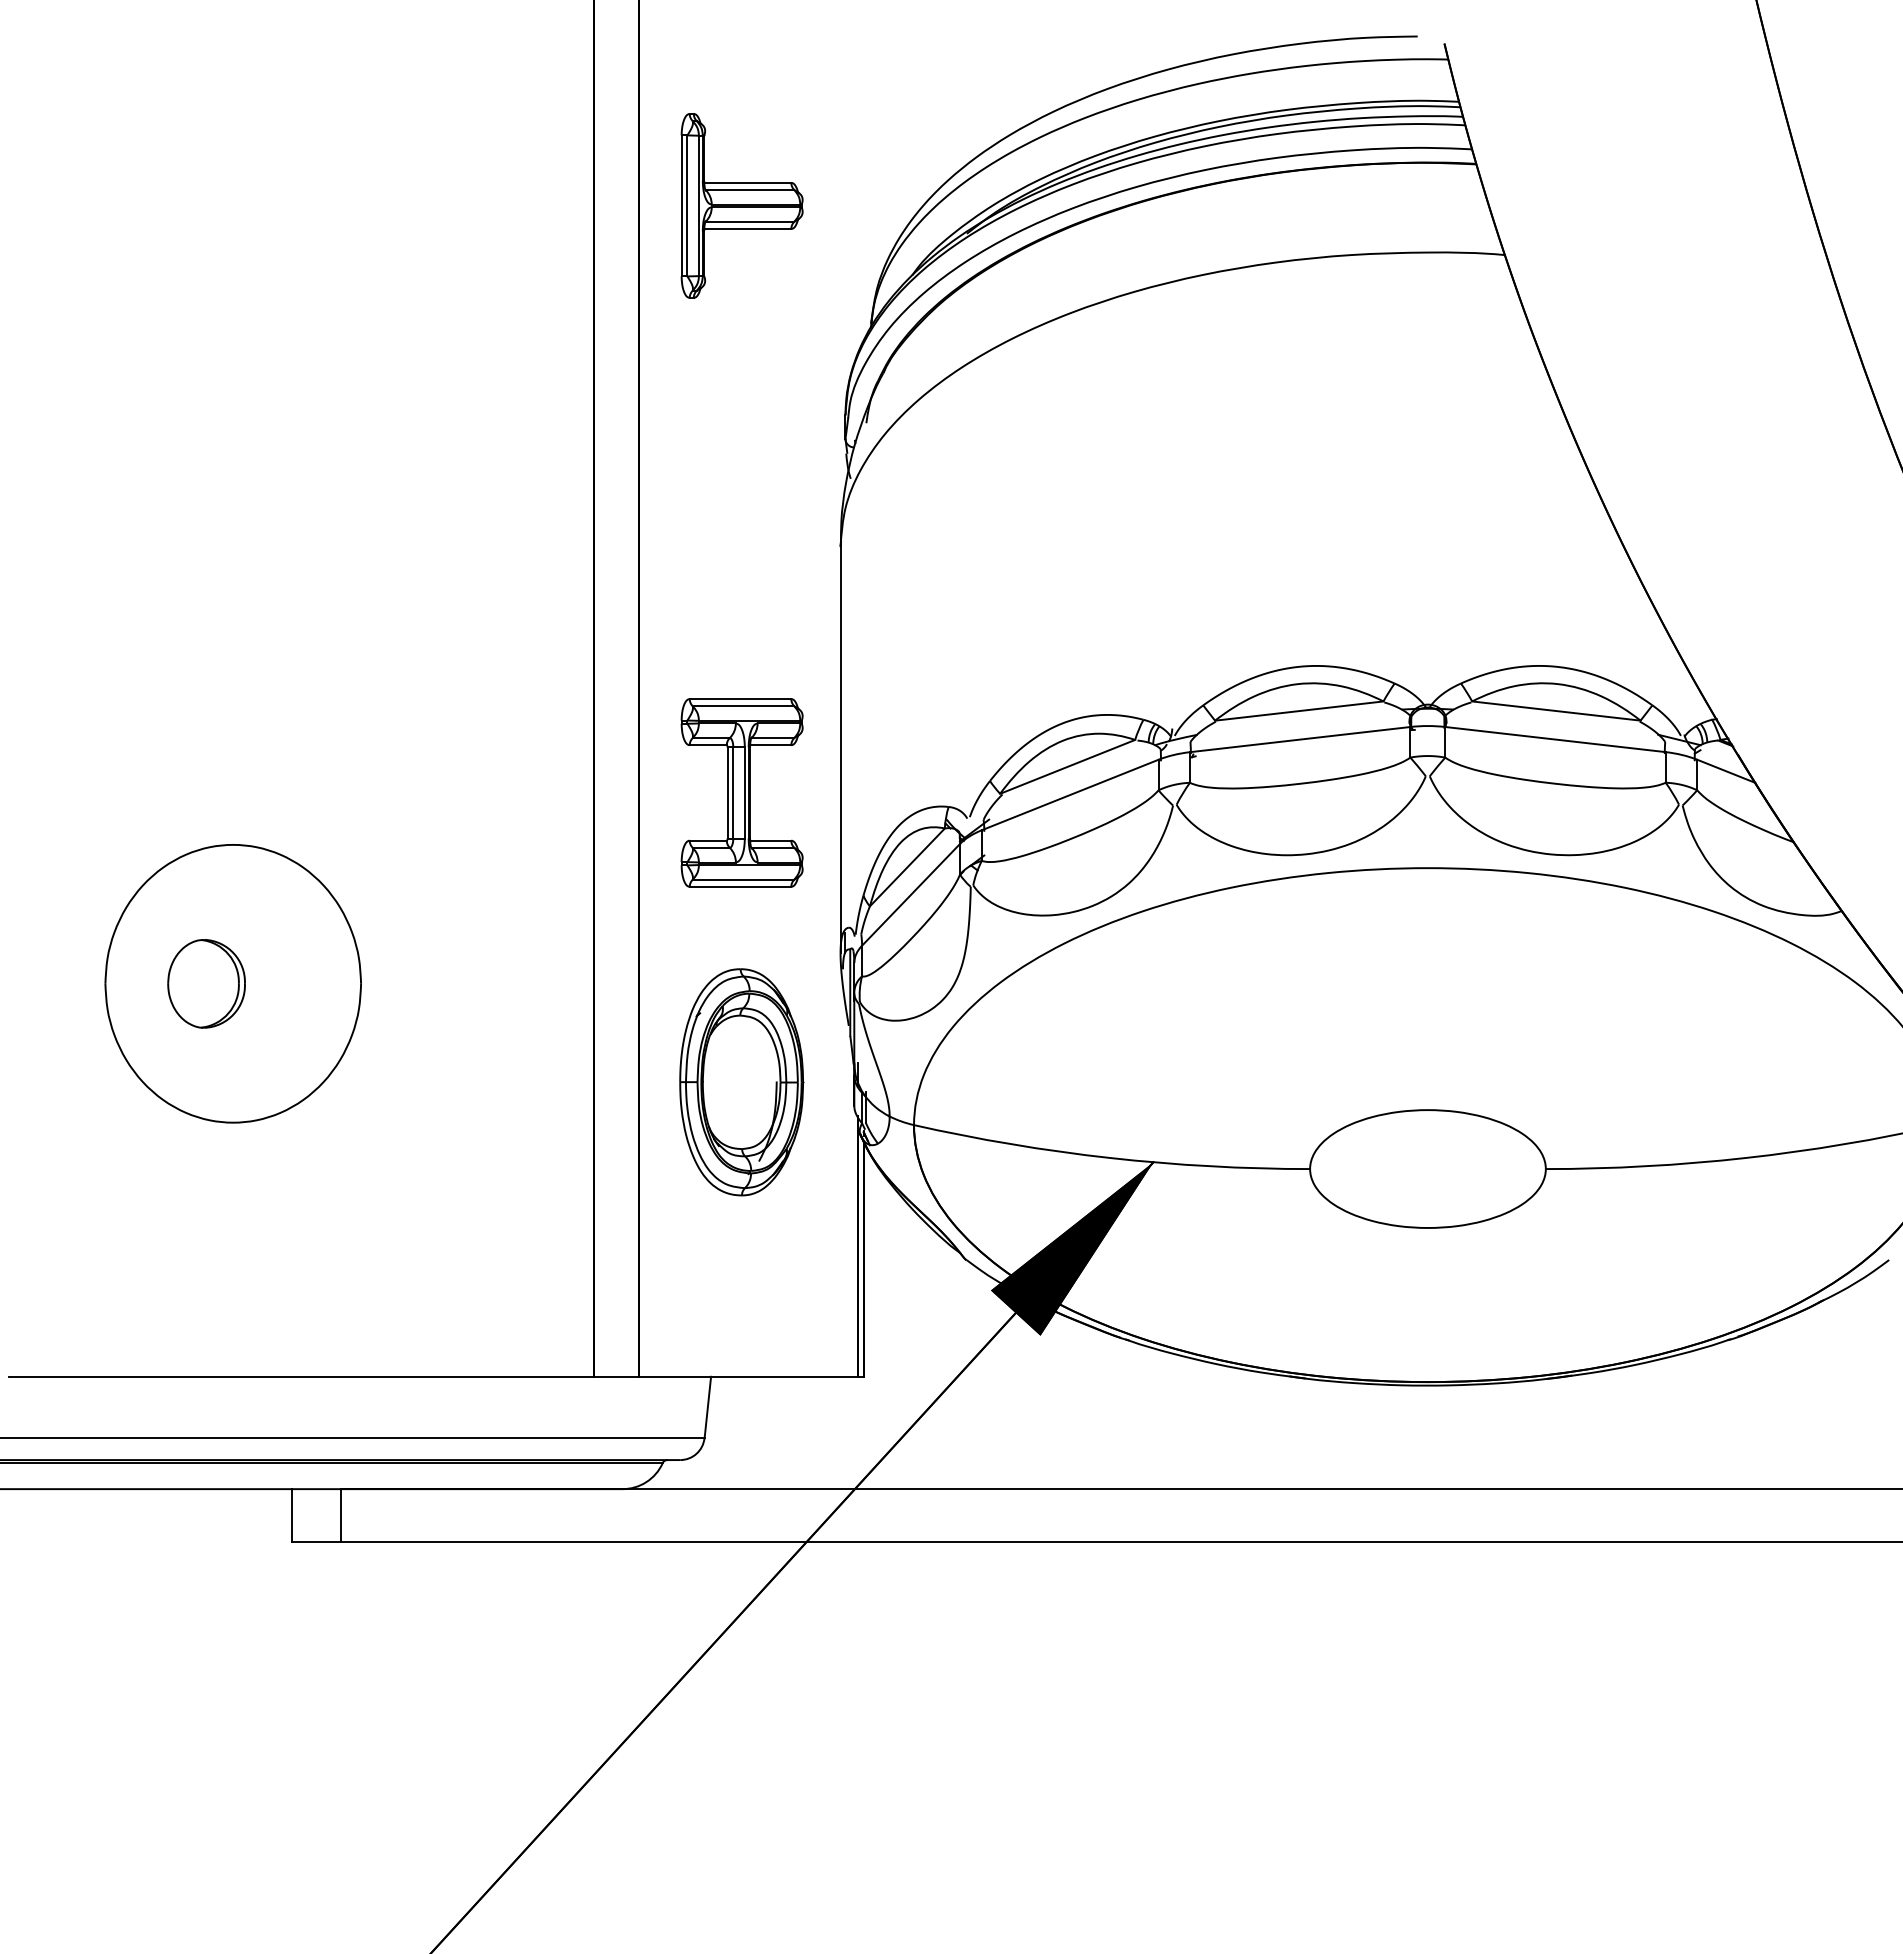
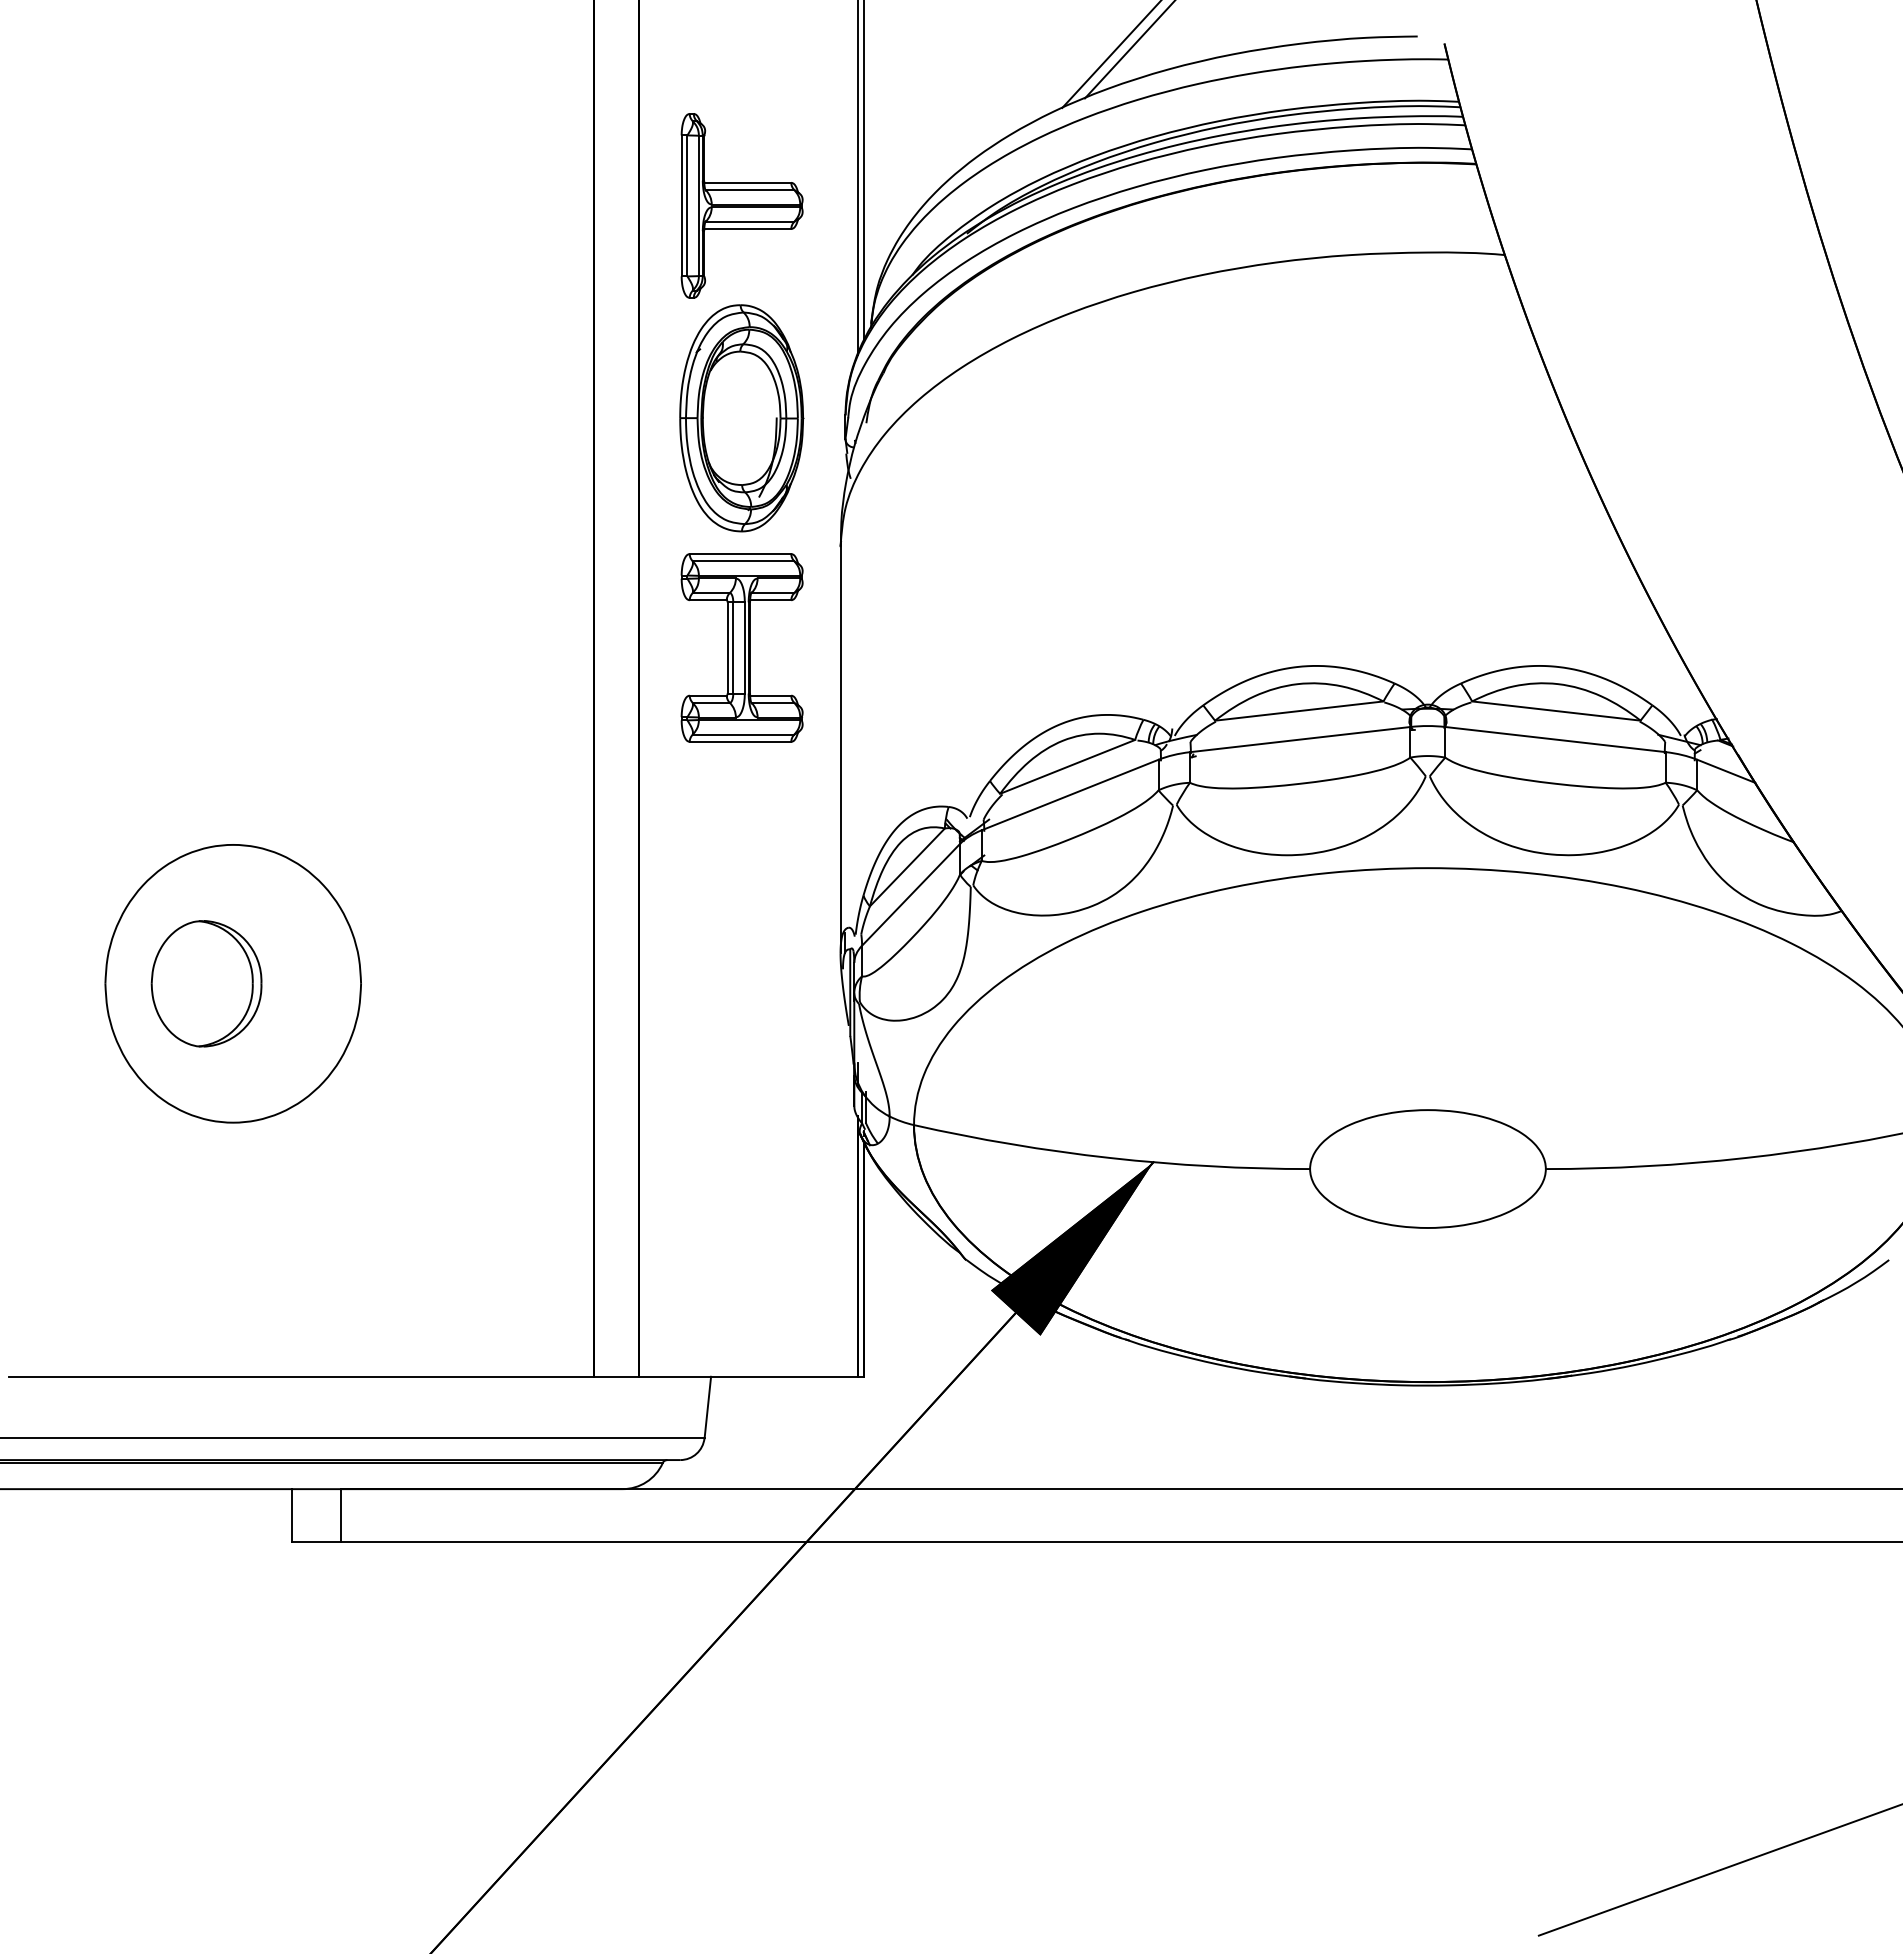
line: none -> present (1128, 50)
line: none -> present (1110, 55)
line: none -> present (863, 171)
line: none -> present (857, 178)
part position: (741, 792) -> (741, 647) (741, 647)
part size: 79x90 px -> 113x128 px (206, 983)
part position: (741, 1082) -> (741, 418) (741, 418)
line: none -> present (1718, 1870)
